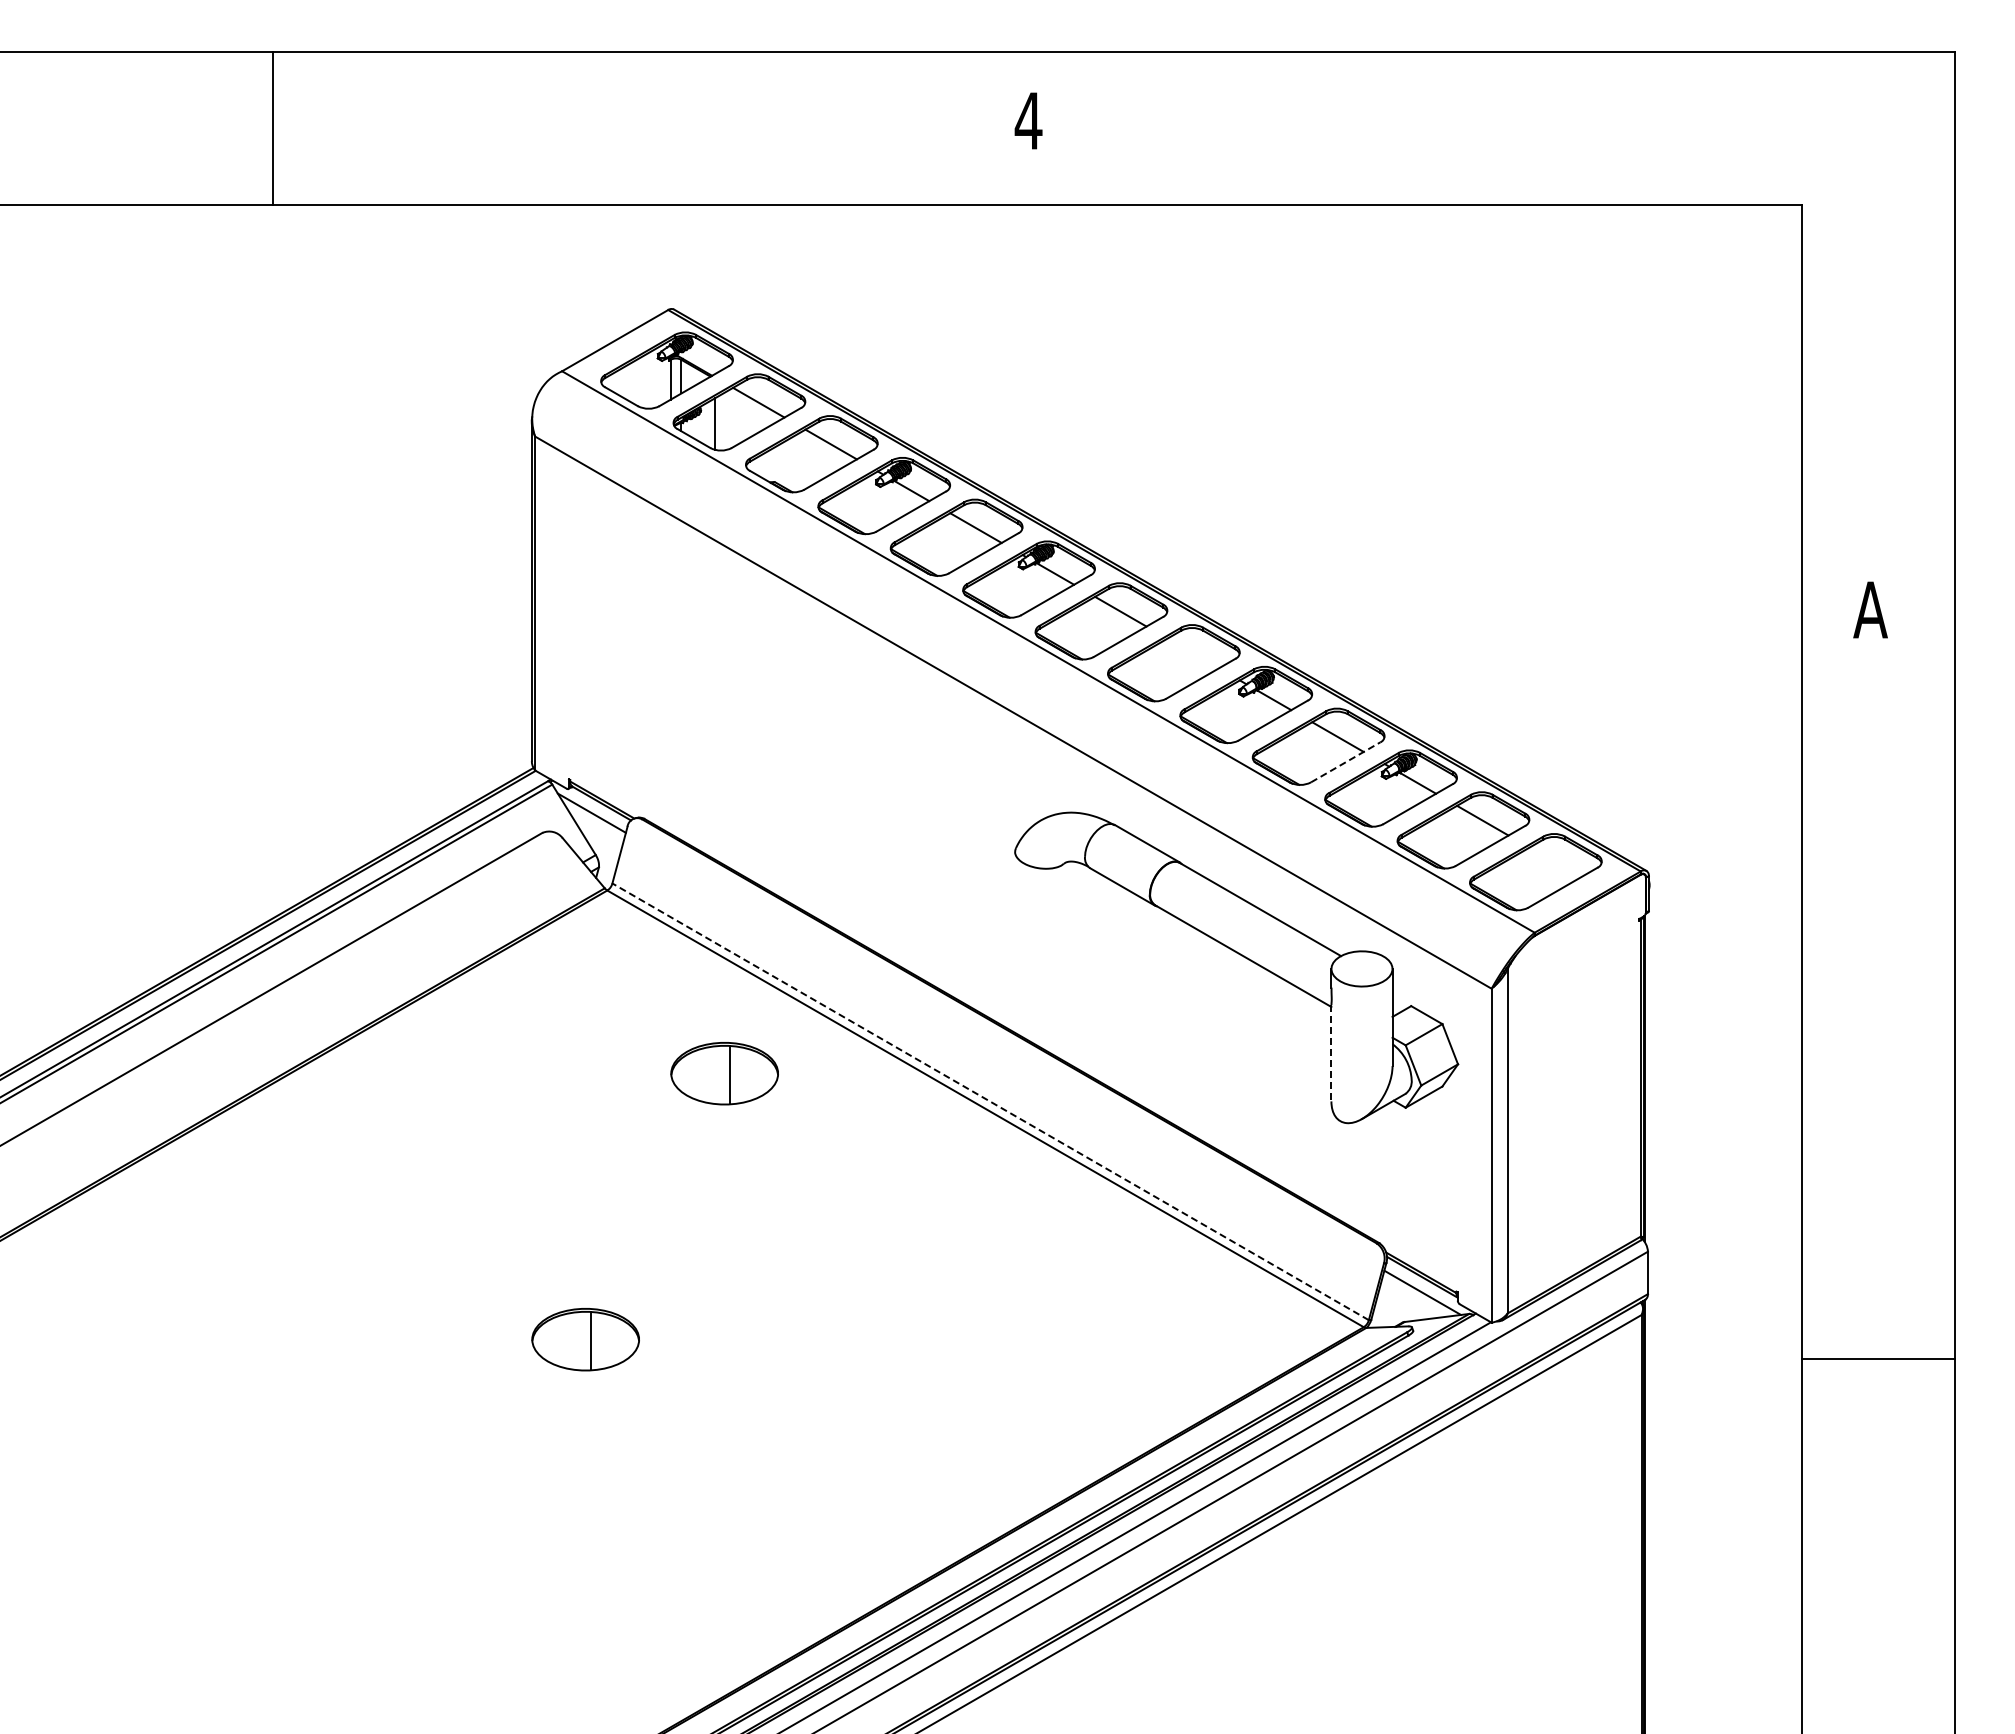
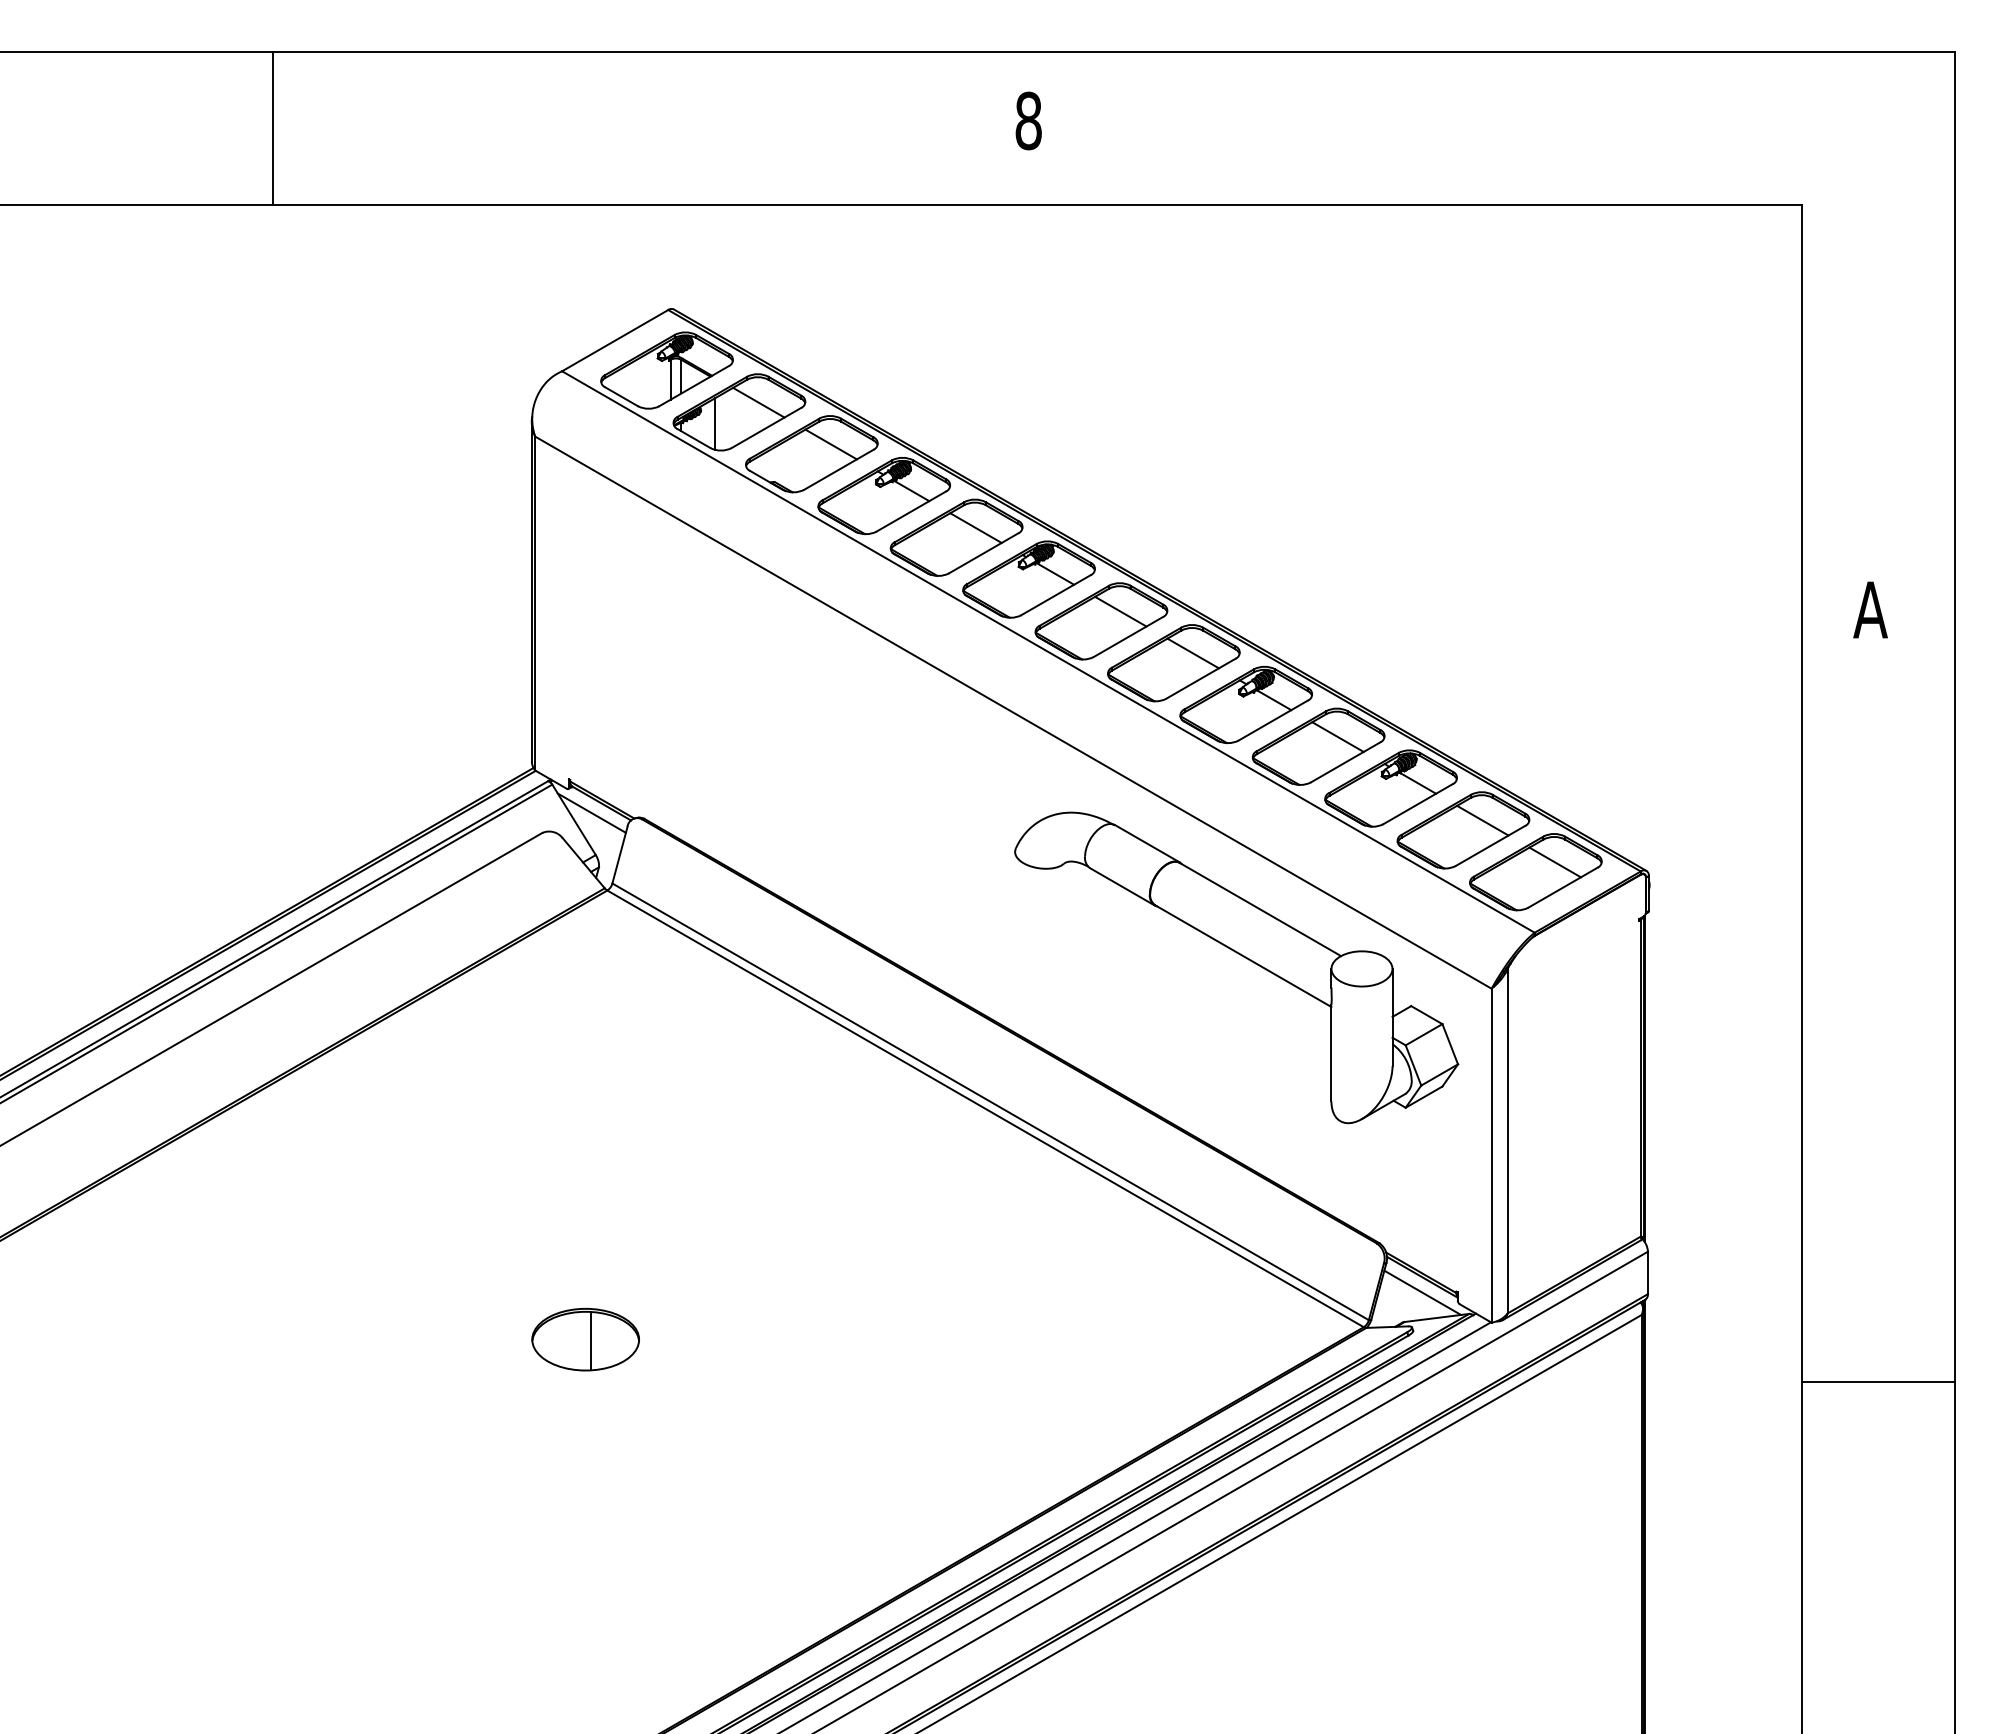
text: 4 -> 8 (1028, 120)
line: none -> present (1192, 653)
line: dashed -> solid (1345, 762)
line: none -> present (1554, 862)
line: dashed -> solid (1331, 1053)
part: present -> none (724, 1073)
line: dashed -> solid (990, 1101)
line position: (1877, 1358) -> (1877, 1381) (1877, 1381)
